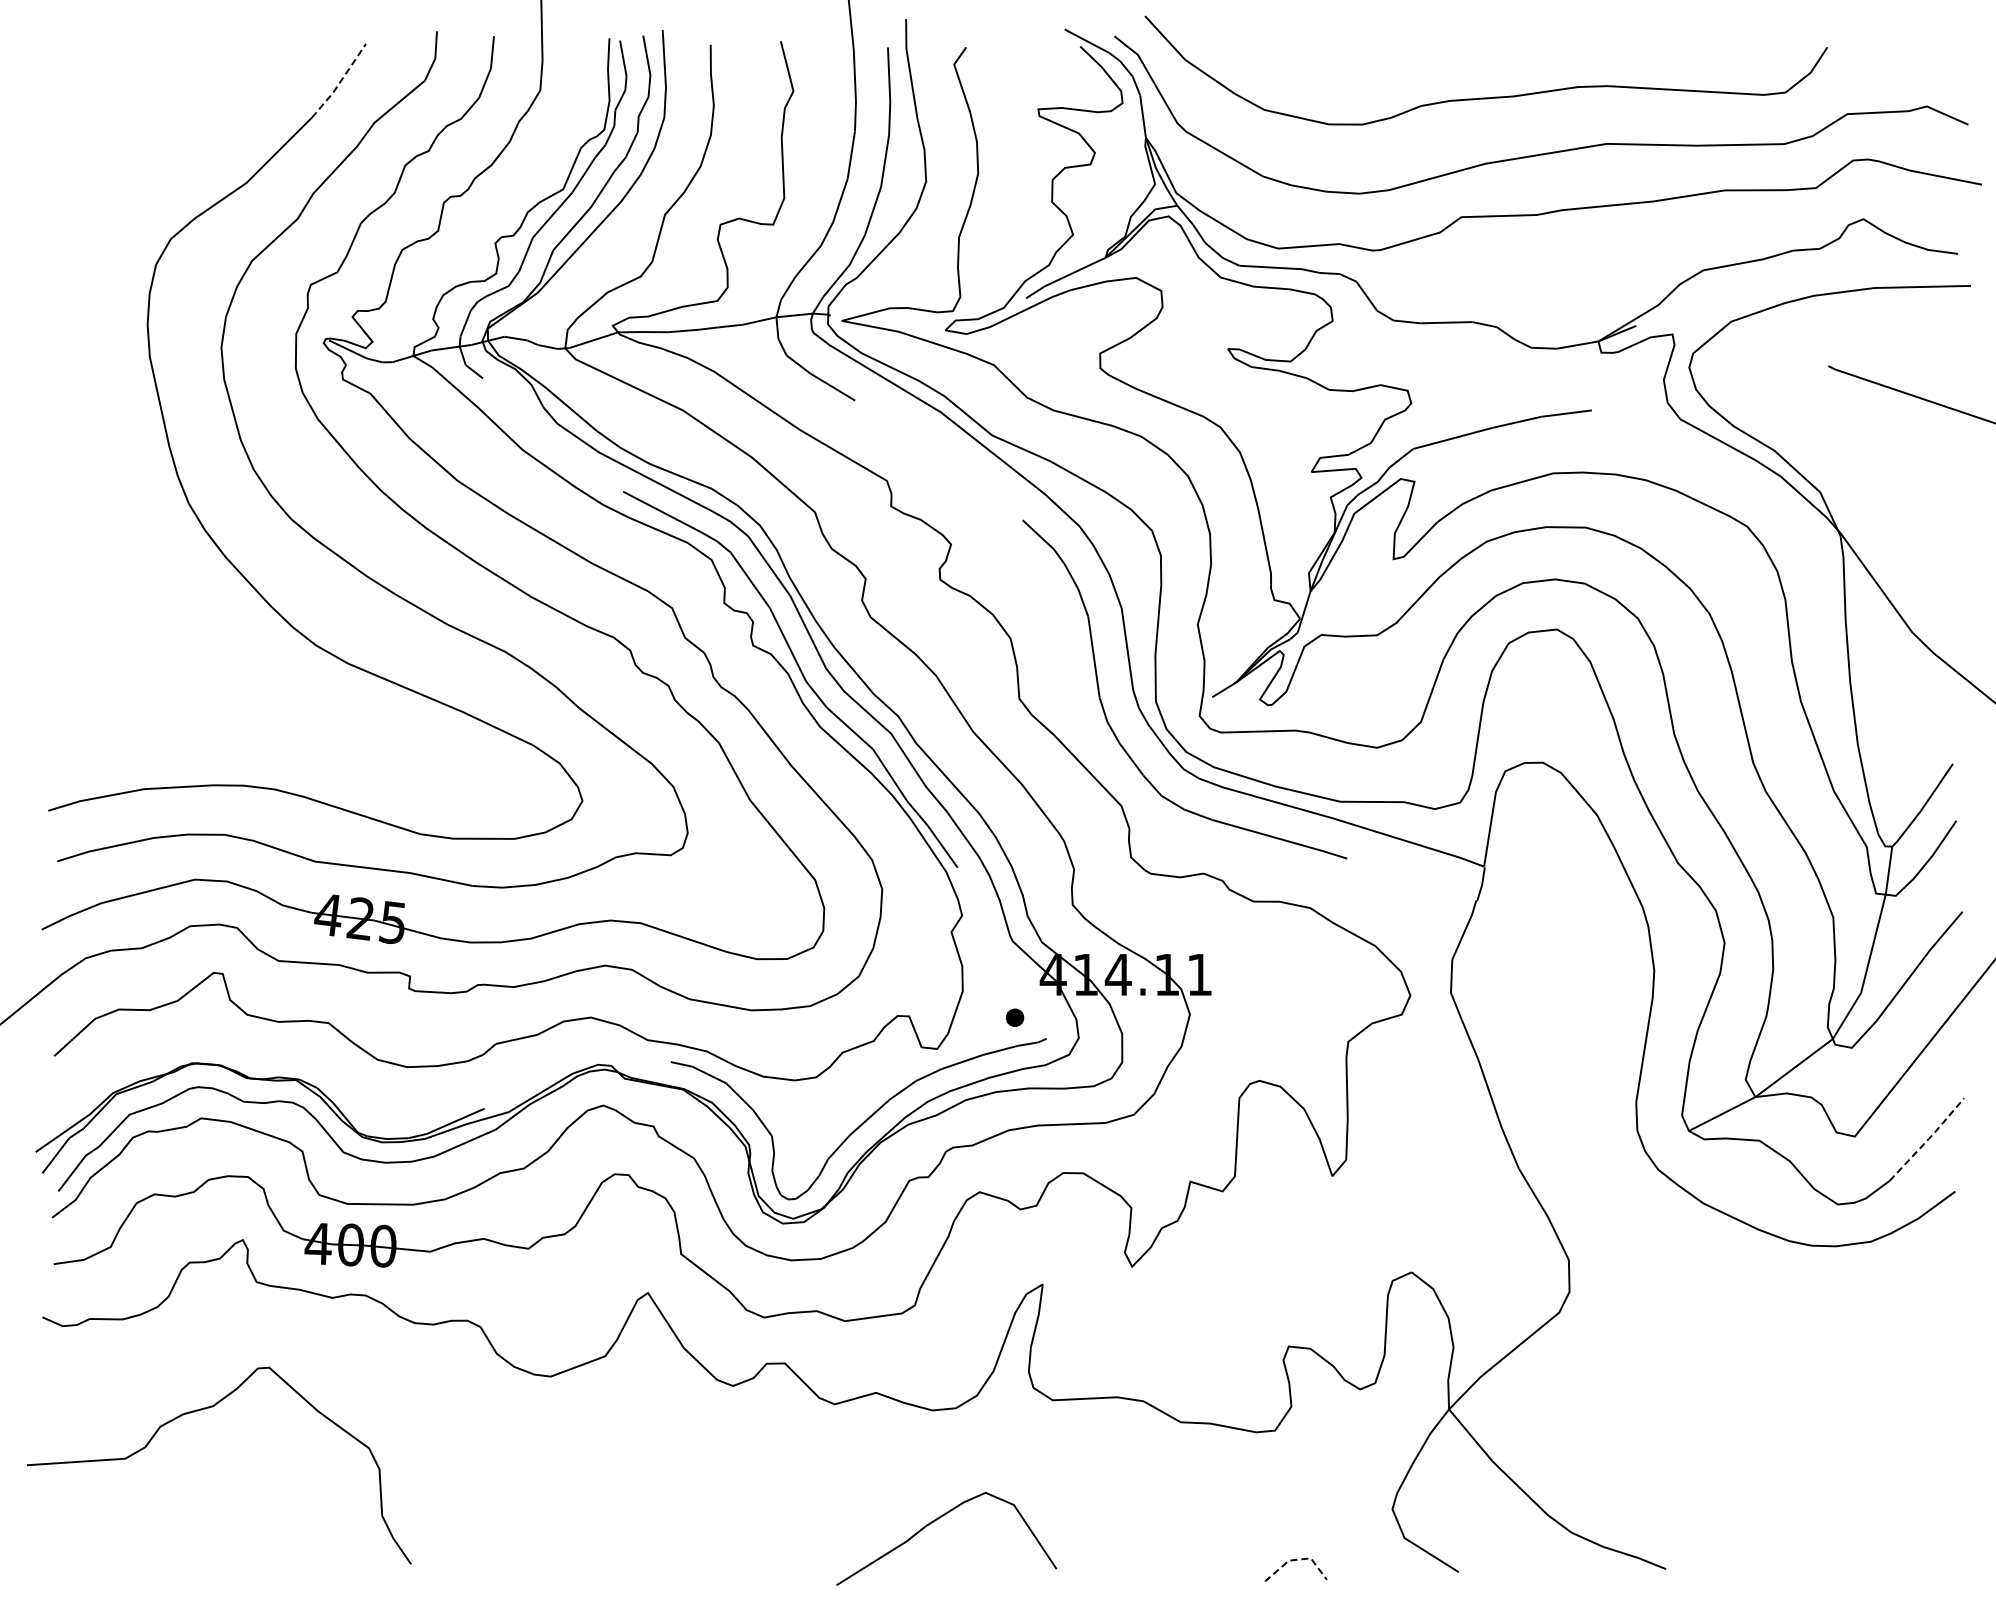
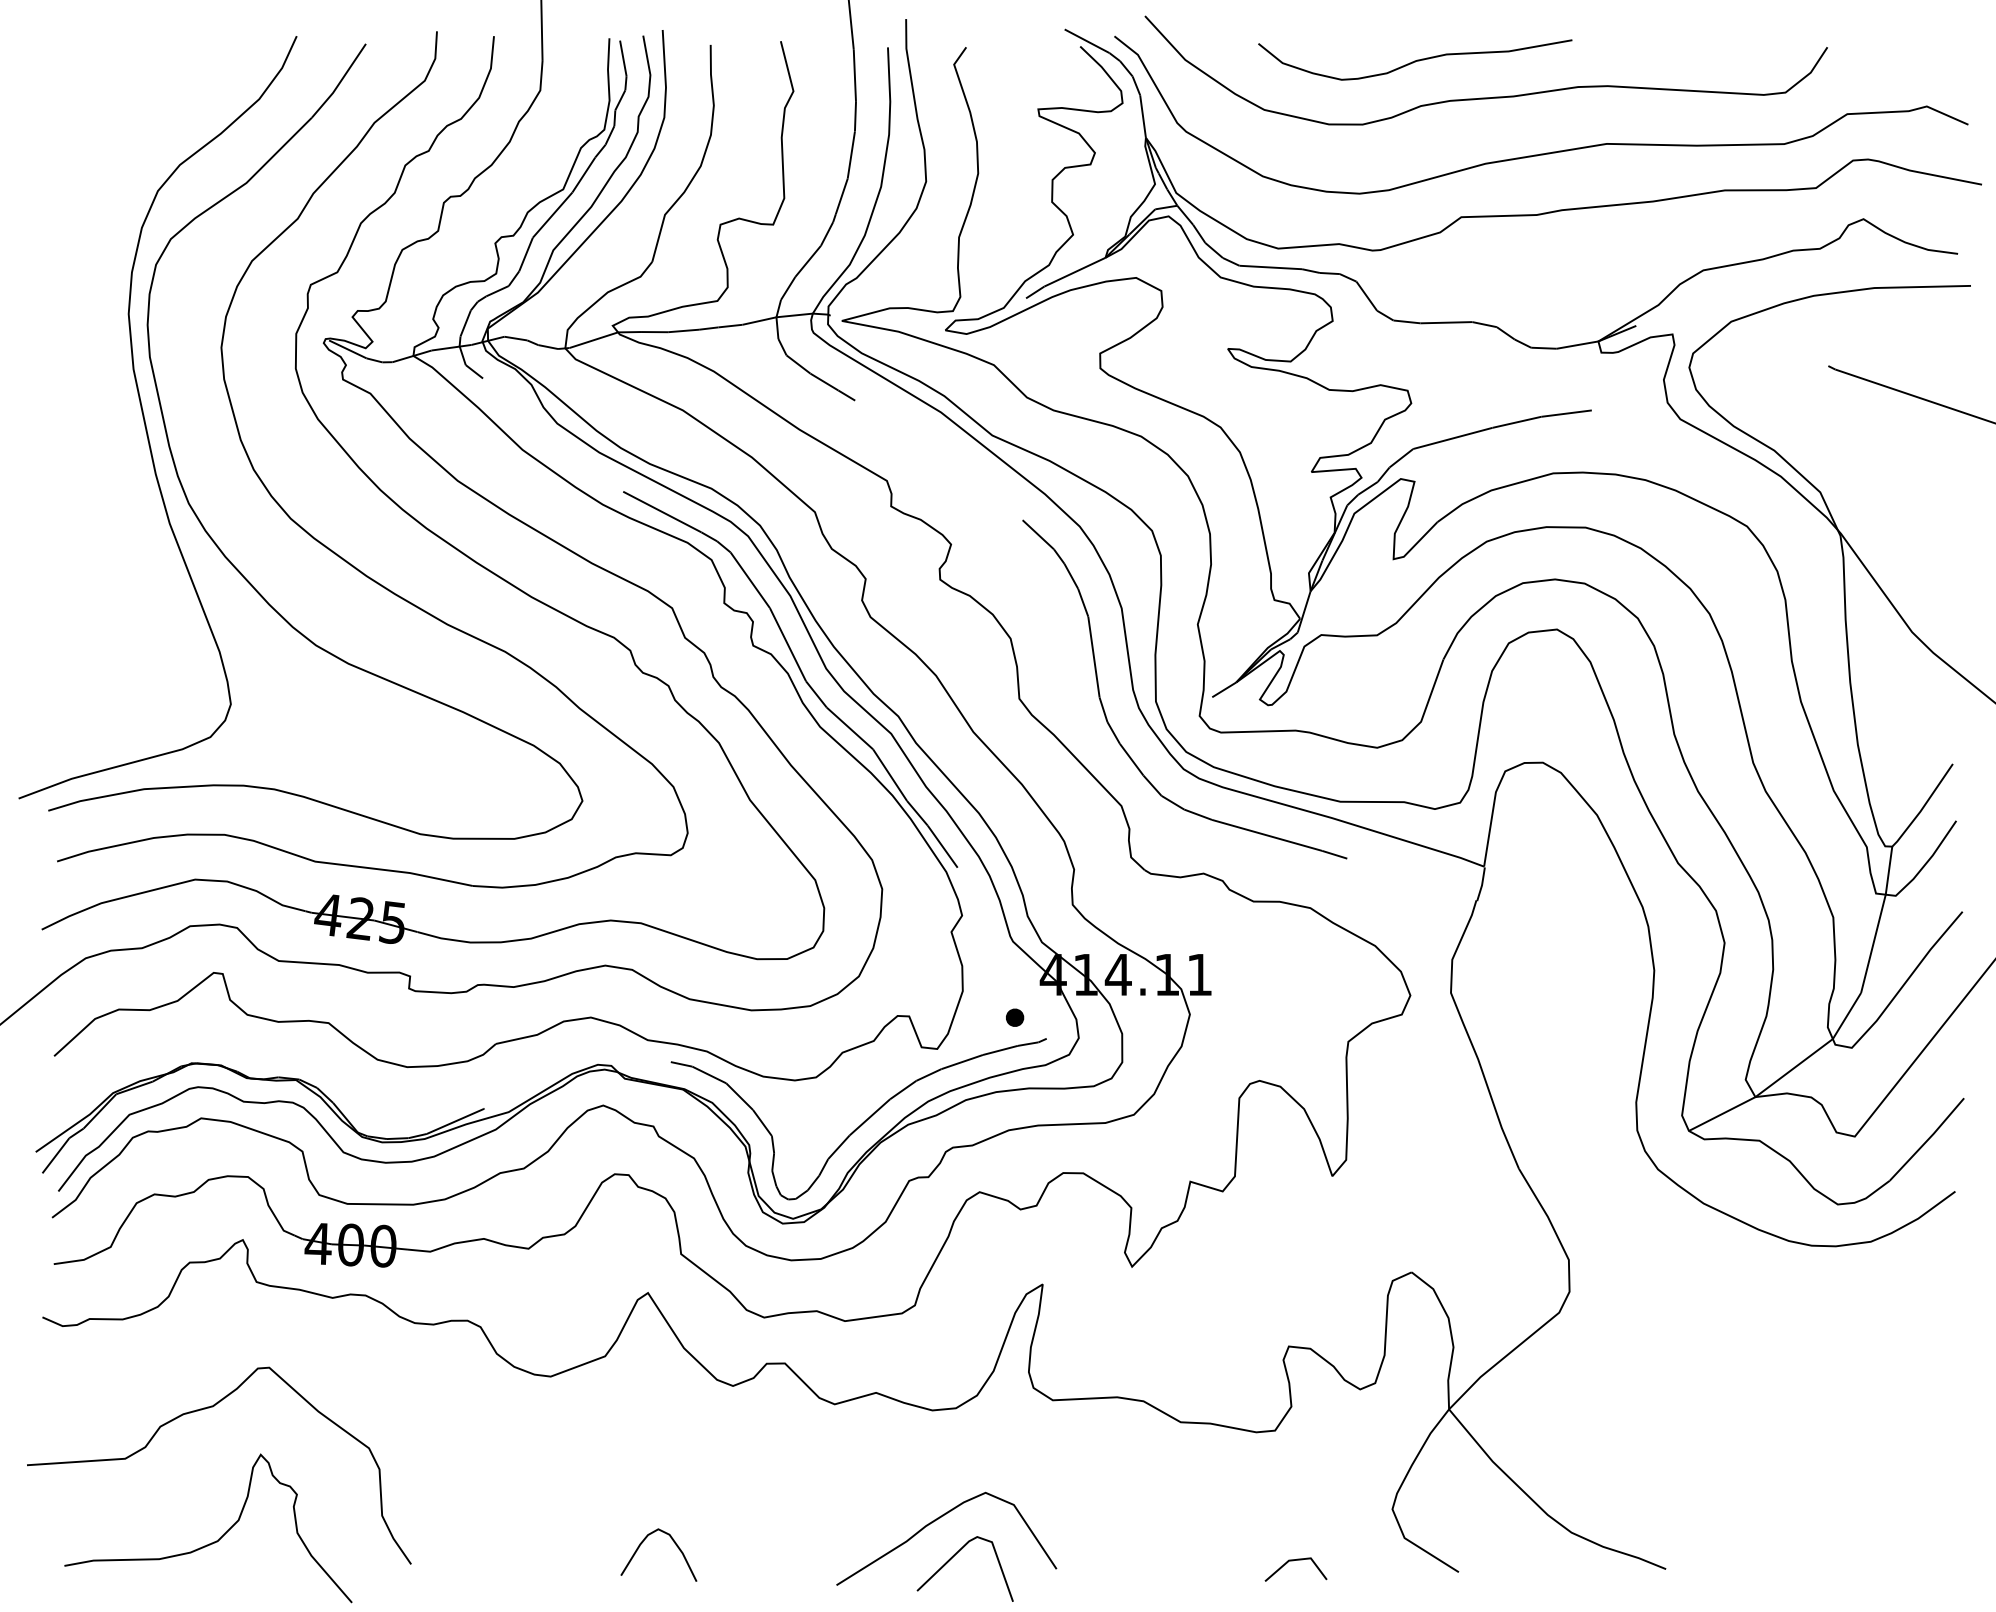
curve: none -> present (1415, 60)
line: dashed -> solid (340, 82)
curve: none -> present (145, 419)
line: dashed -> solid (1928, 1139)
curve: none -> present (213, 1541)
curve: none -> present (643, 1542)
line: none -> present (953, 1557)
line: dashed -> solid (1297, 1559)
